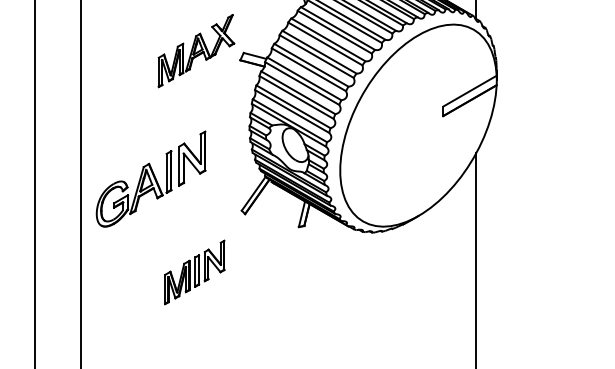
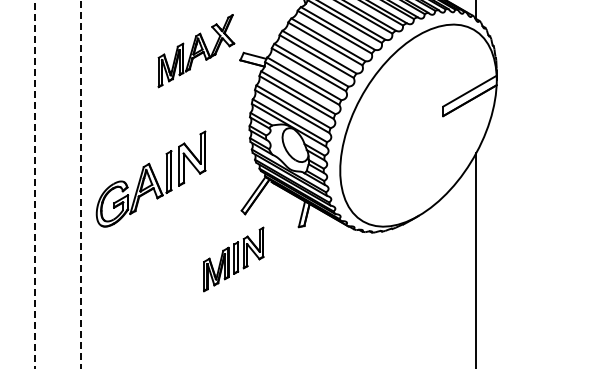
line: solid -> dashed (34, 184)
line: solid -> dashed (80, 184)
part position: (194, 272) -> (233, 259) (233, 259)
